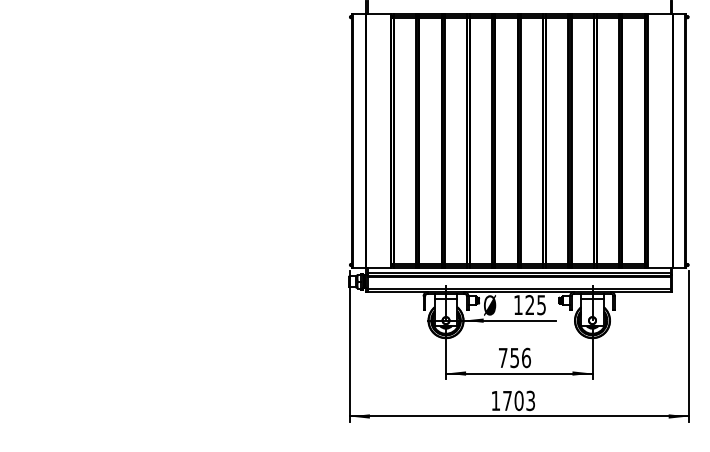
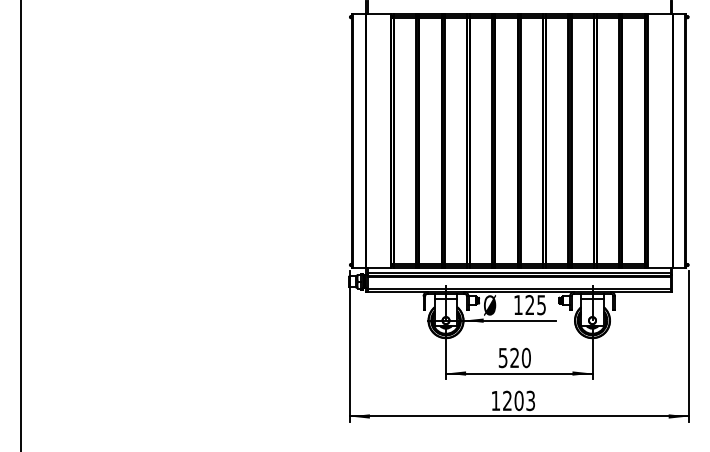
line: none -> present (21, 225)
text: 756 -> 520 (514, 357)
text: 1703 -> 1203 (507, 400)
